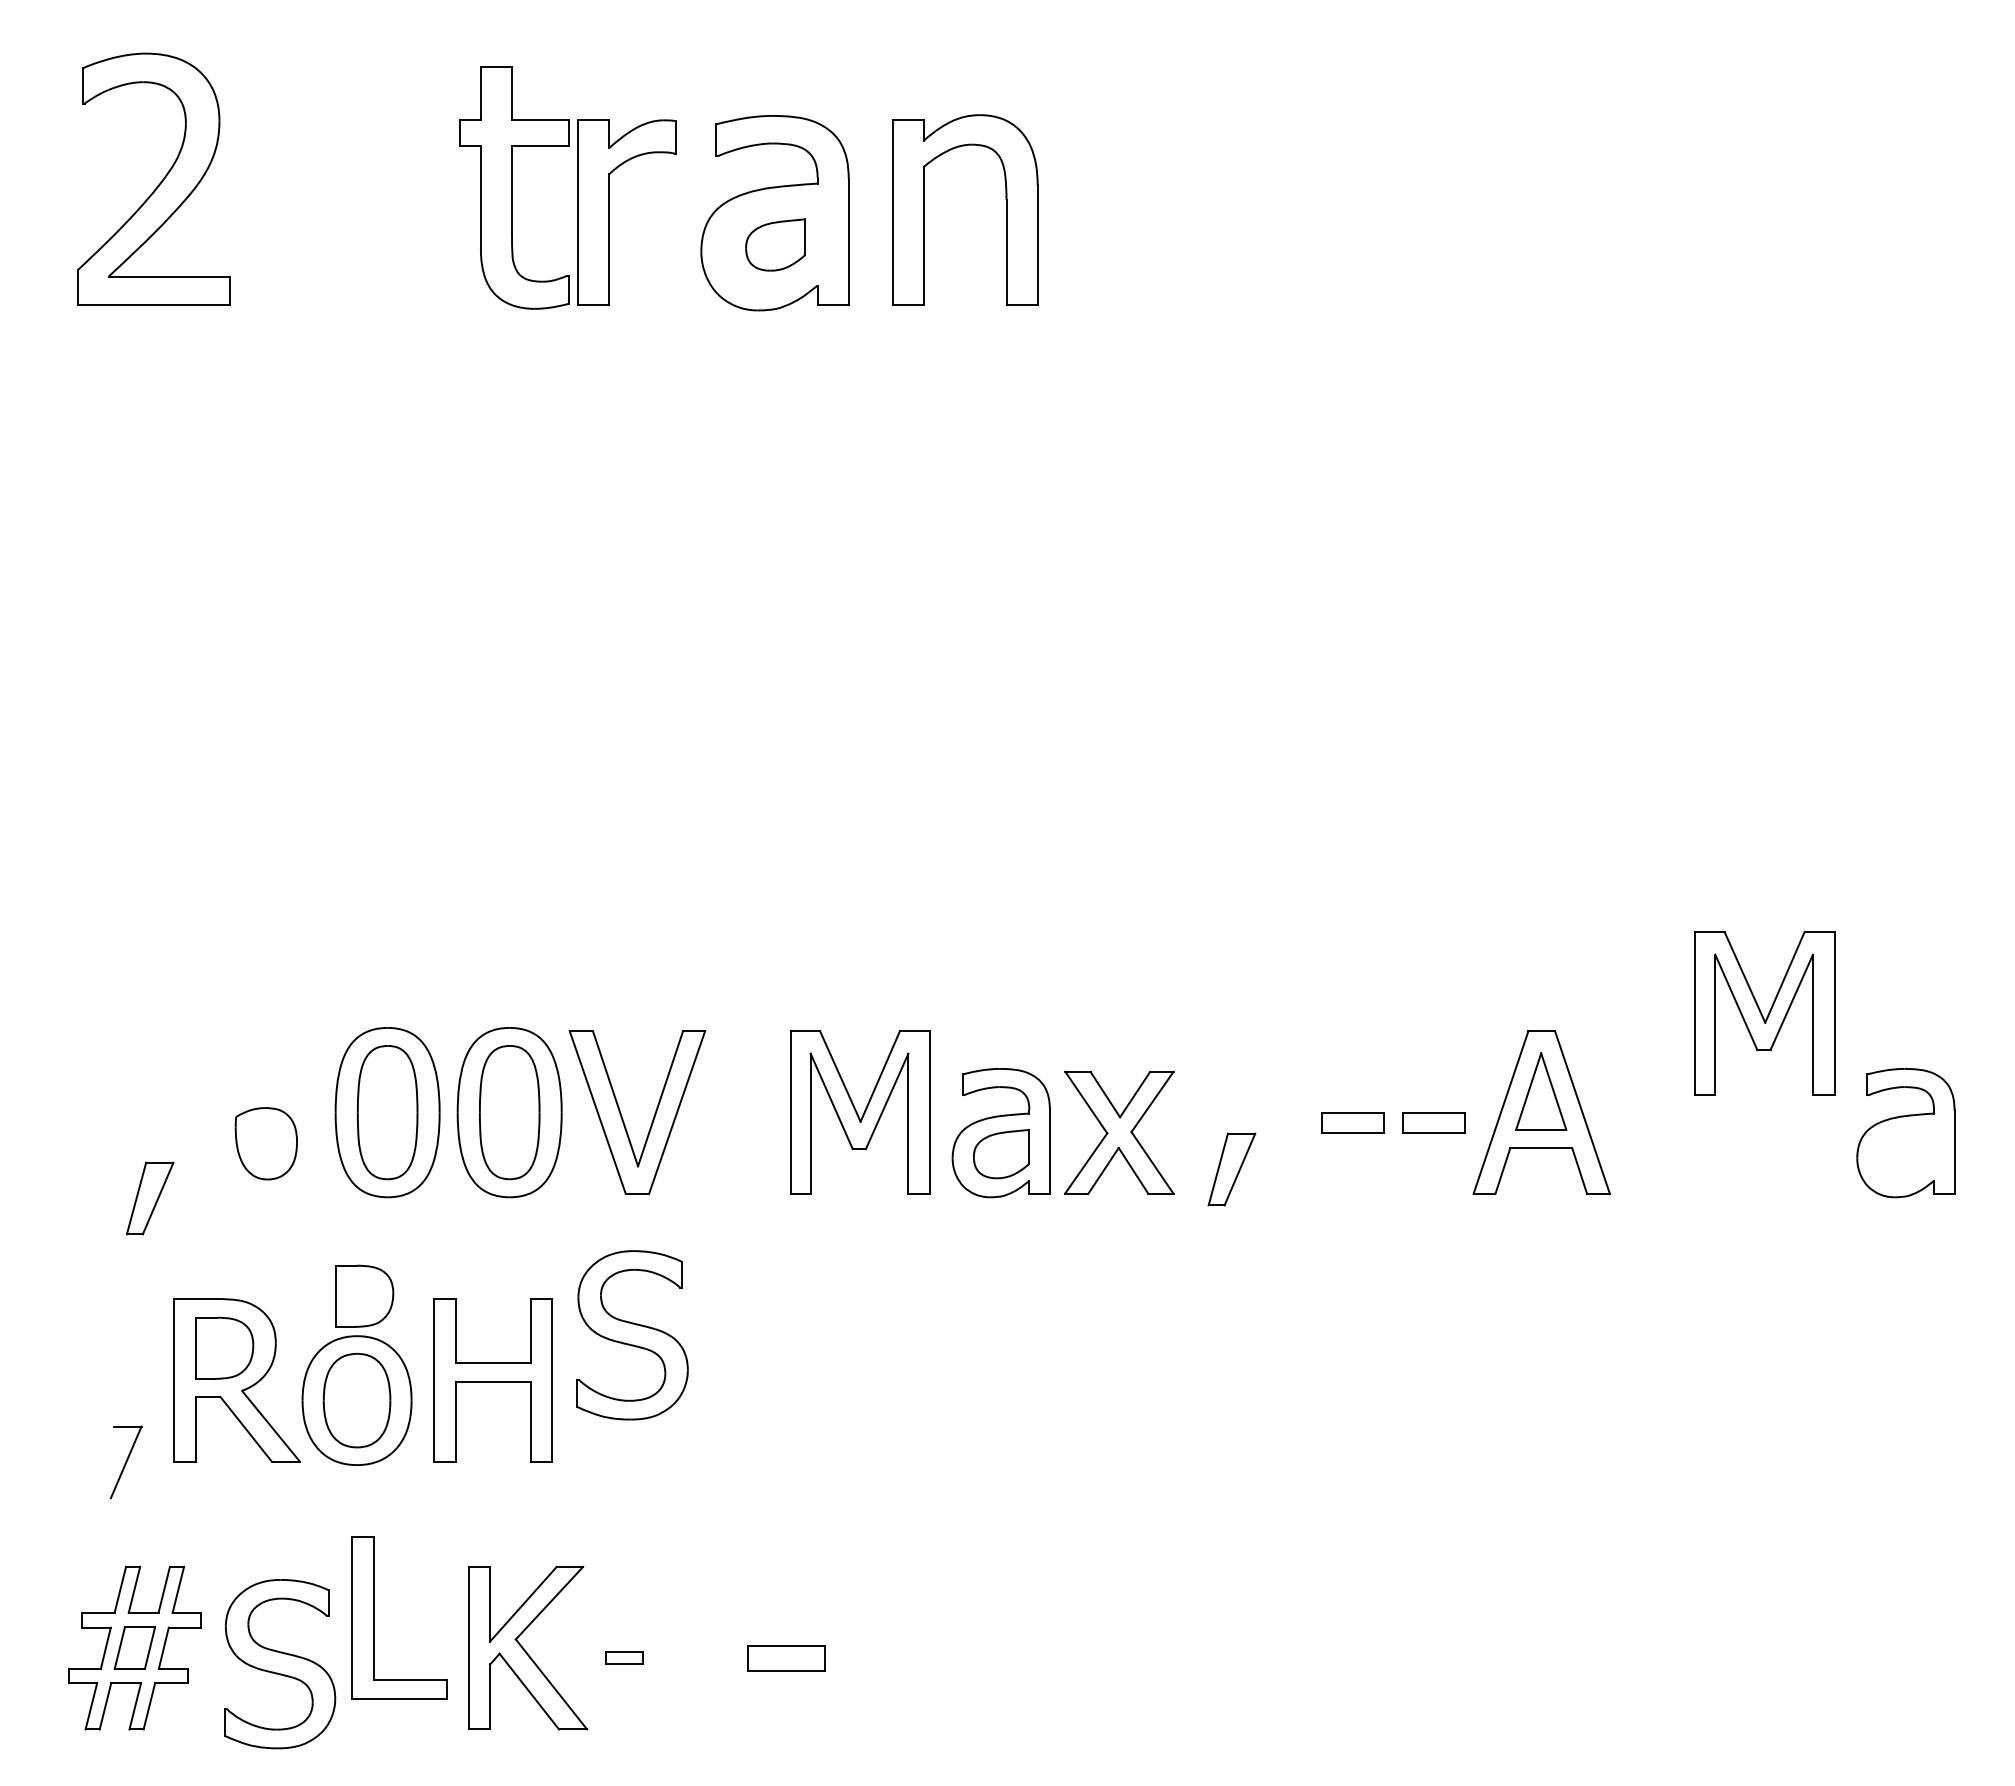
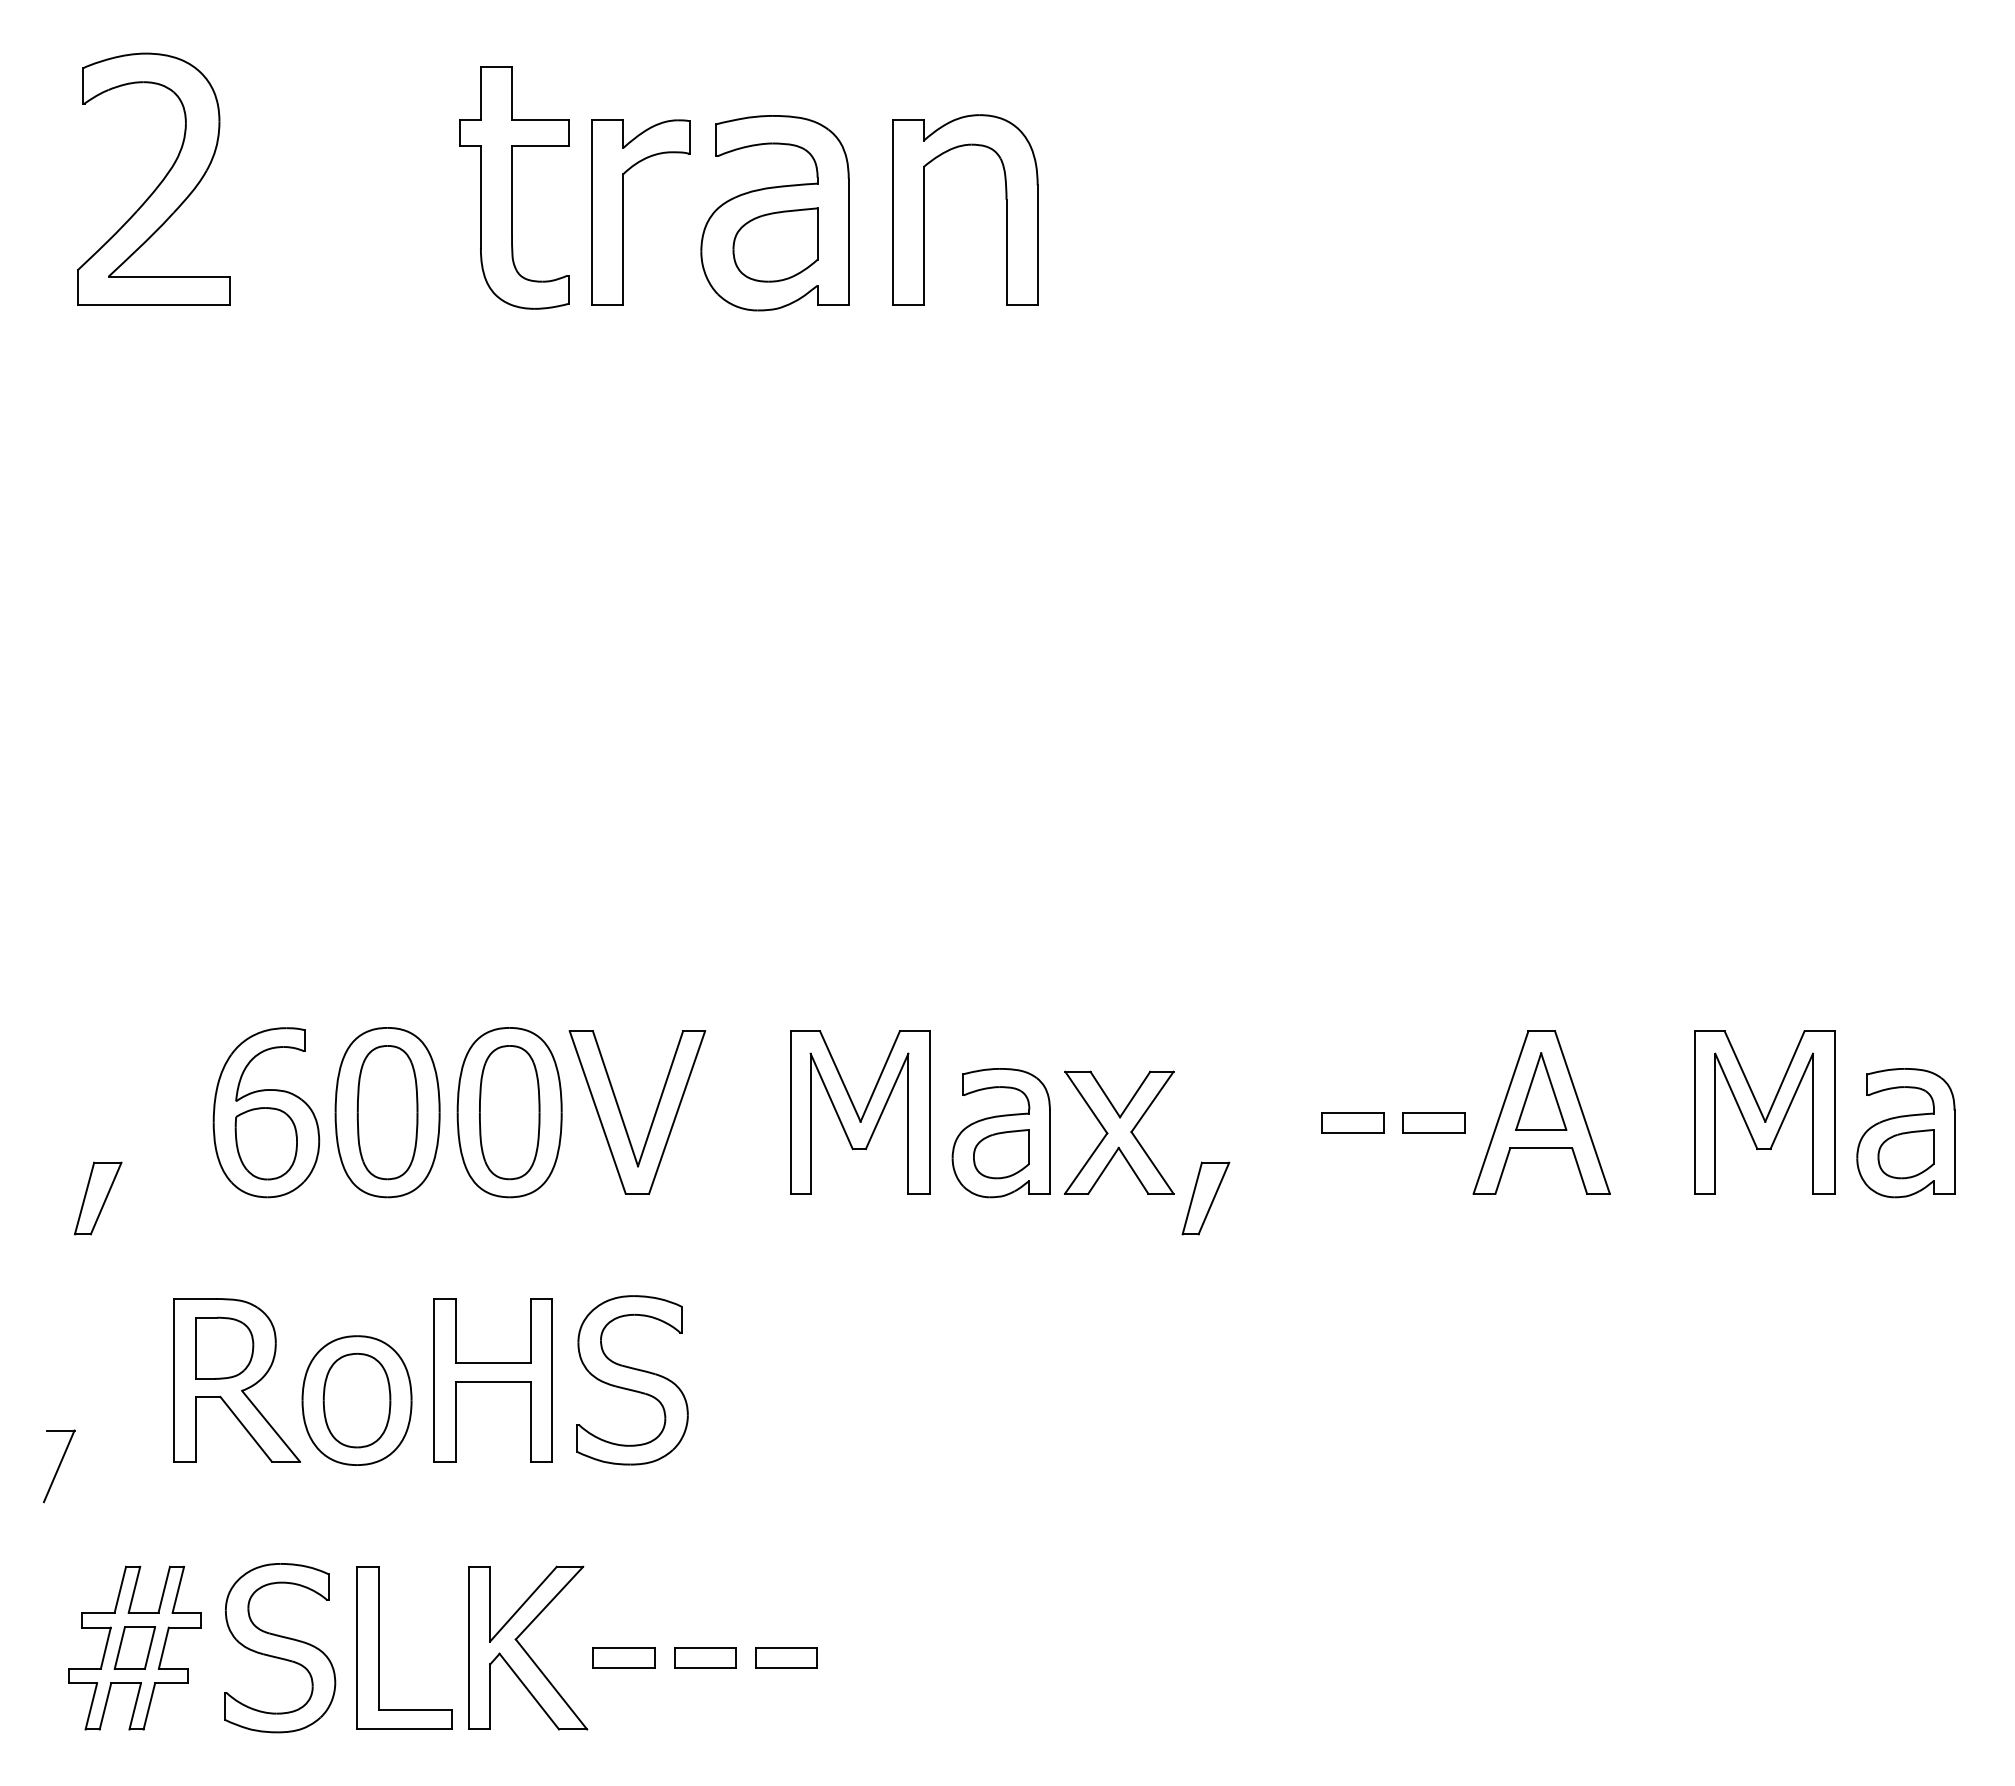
part position: (609, 212) -> (623, 212) (623, 212)
part size: 61x54 px -> 87x76 px (775, 244)
part position: (1764, 1013) -> (1764, 1112) (1764, 1112)
part: none -> present (266, 1112)
part: none -> present (1905, 1154)
part position: (1231, 1169) -> (1205, 1198) (1205, 1198)
part position: (150, 1198) -> (98, 1198) (98, 1198)
part: present -> none (364, 1295)
part position: (632, 1335) -> (632, 1380) (632, 1380)
part position: (125, 1462) -> (58, 1466) (58, 1466)
part position: (374, 1617) -> (379, 1647) (379, 1647)
part size: 39x14 px -> 64x22 px (623, 1657)
part: none -> present (705, 1657)
part size: 79x27 px -> 63x22 px (786, 1657)
part position: (280, 1664) -> (280, 1648) (280, 1648)
